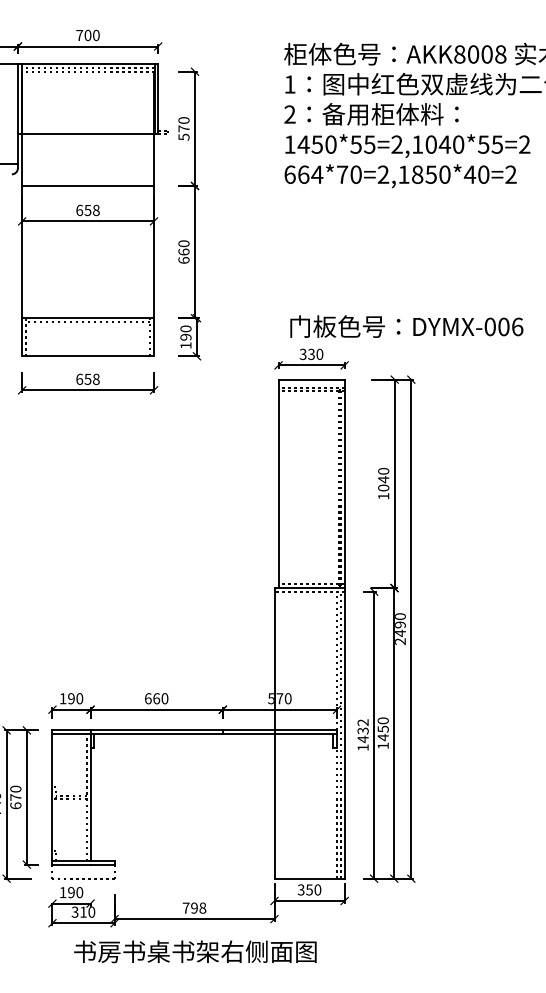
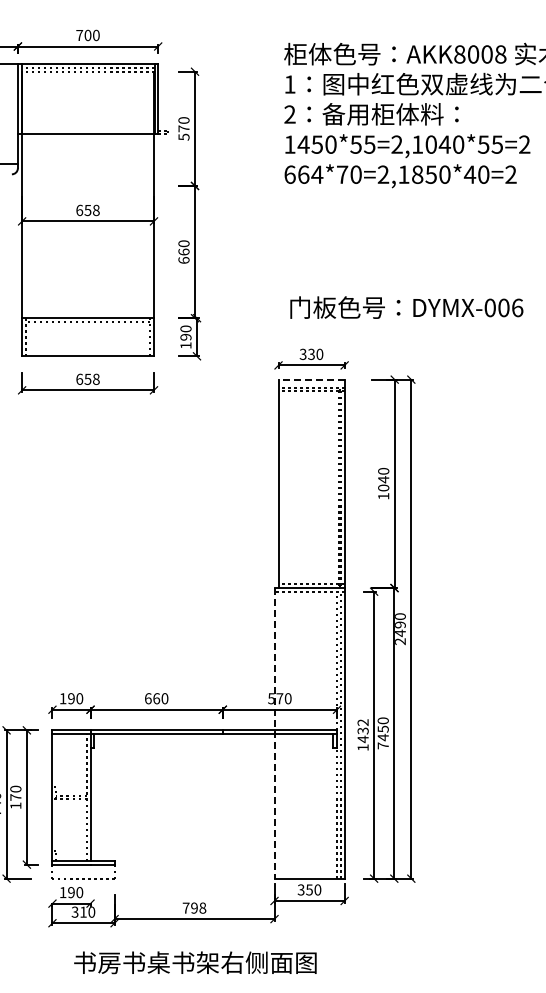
line: present -> none (87, 185)
text position: (406, 326) -> (406, 307) (406, 307)
line: solid -> dashed (311, 379)
line: solid -> dashed (274, 733)
text: 1450 -> 7450 (382, 745)
text: 670 -> 170 (15, 805)
text position: (195, 951) -> (195, 962) (195, 962)
